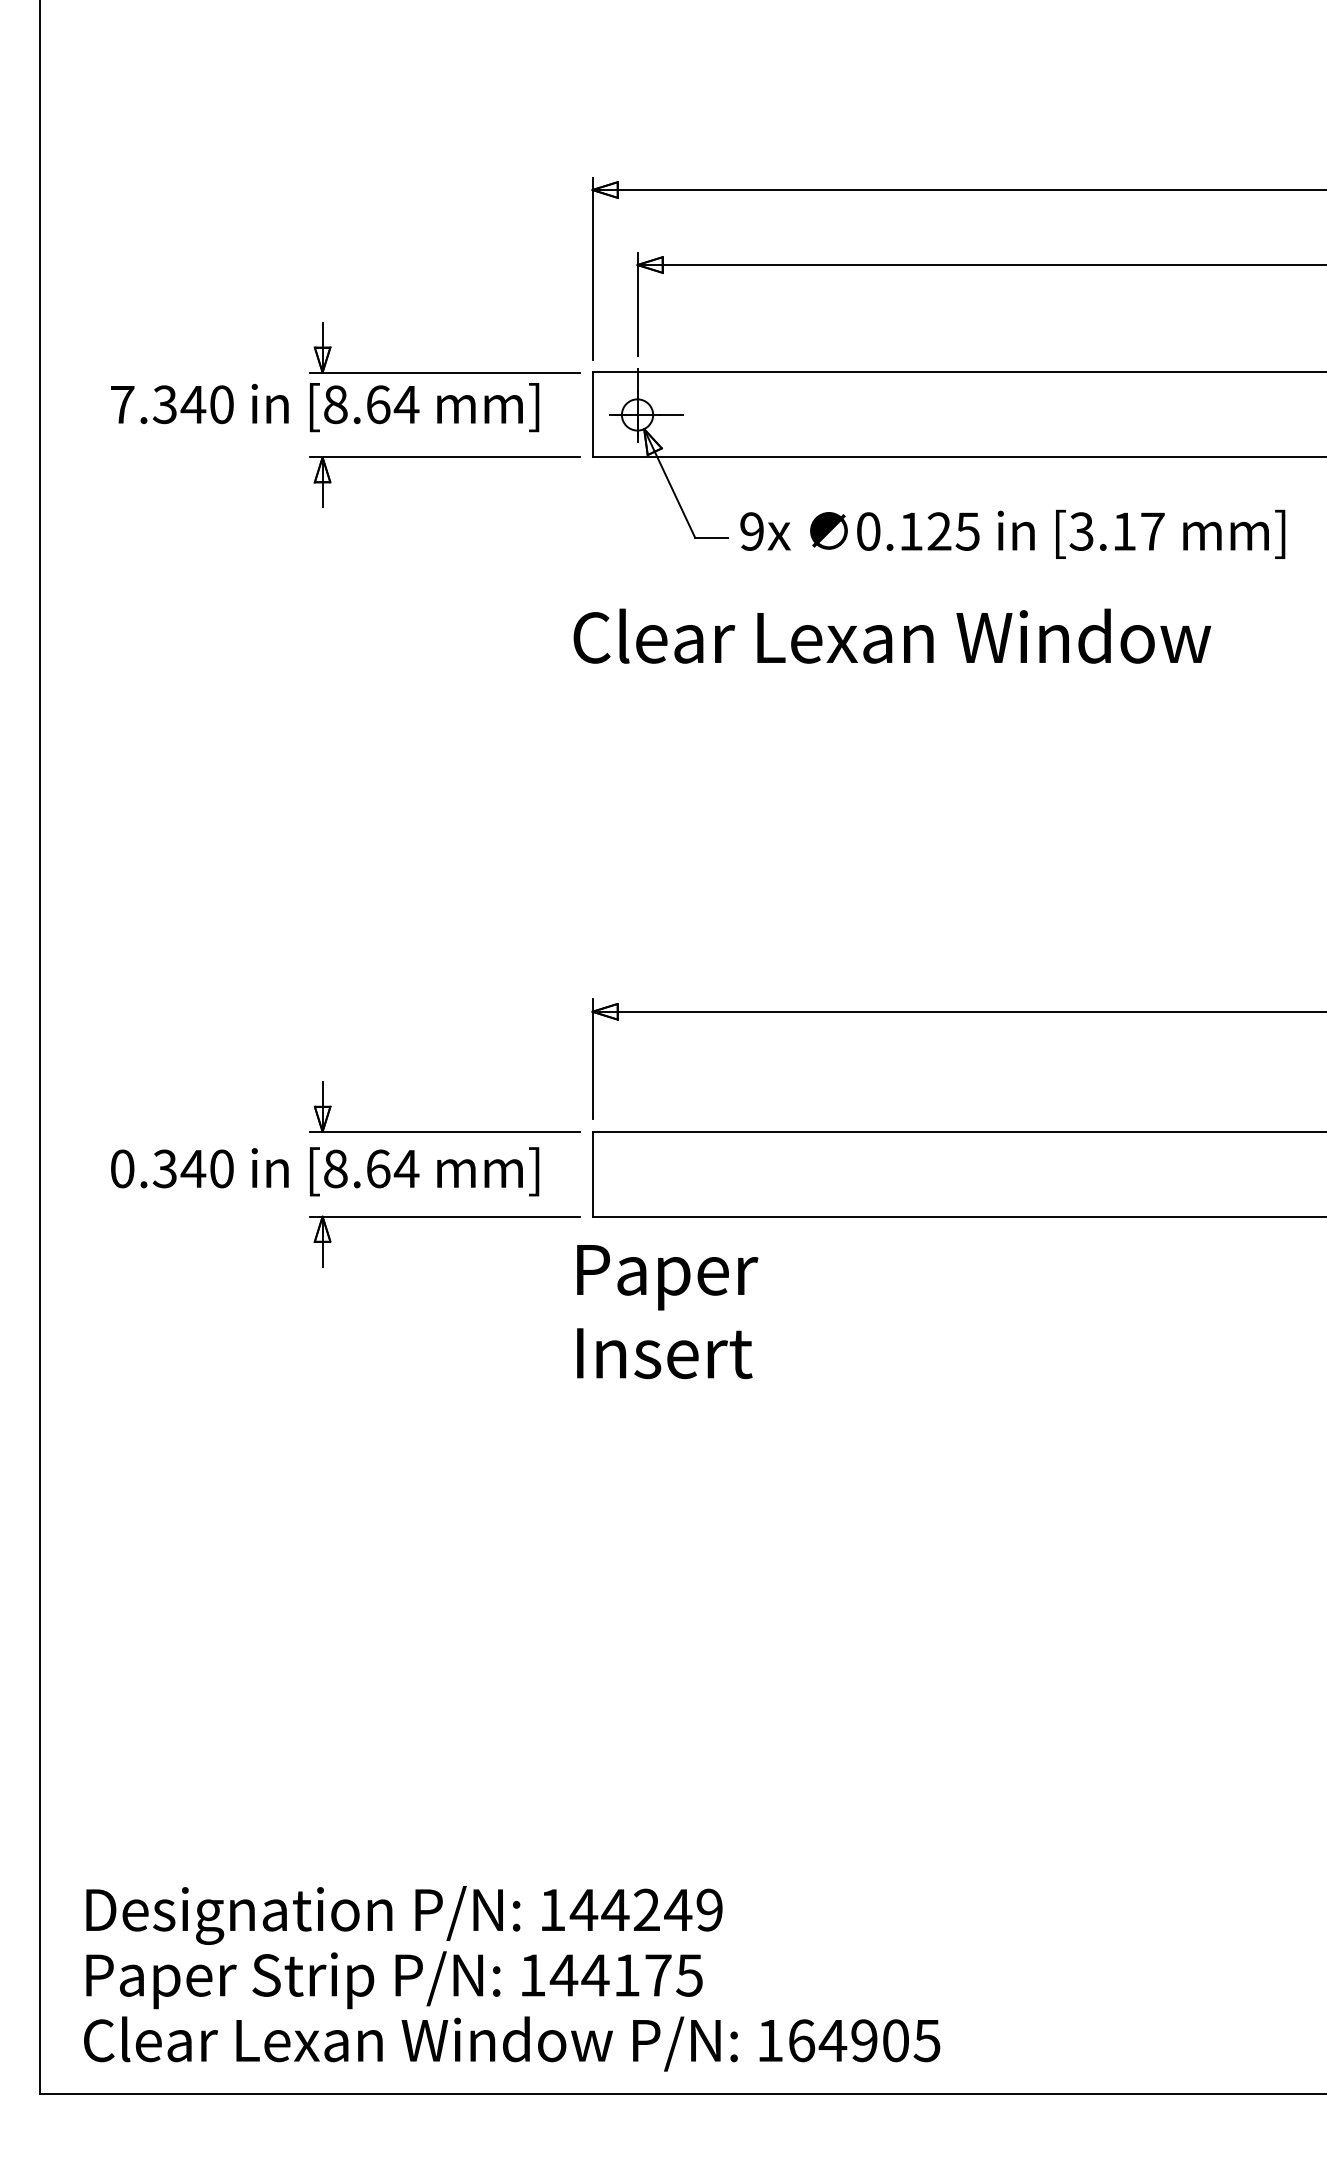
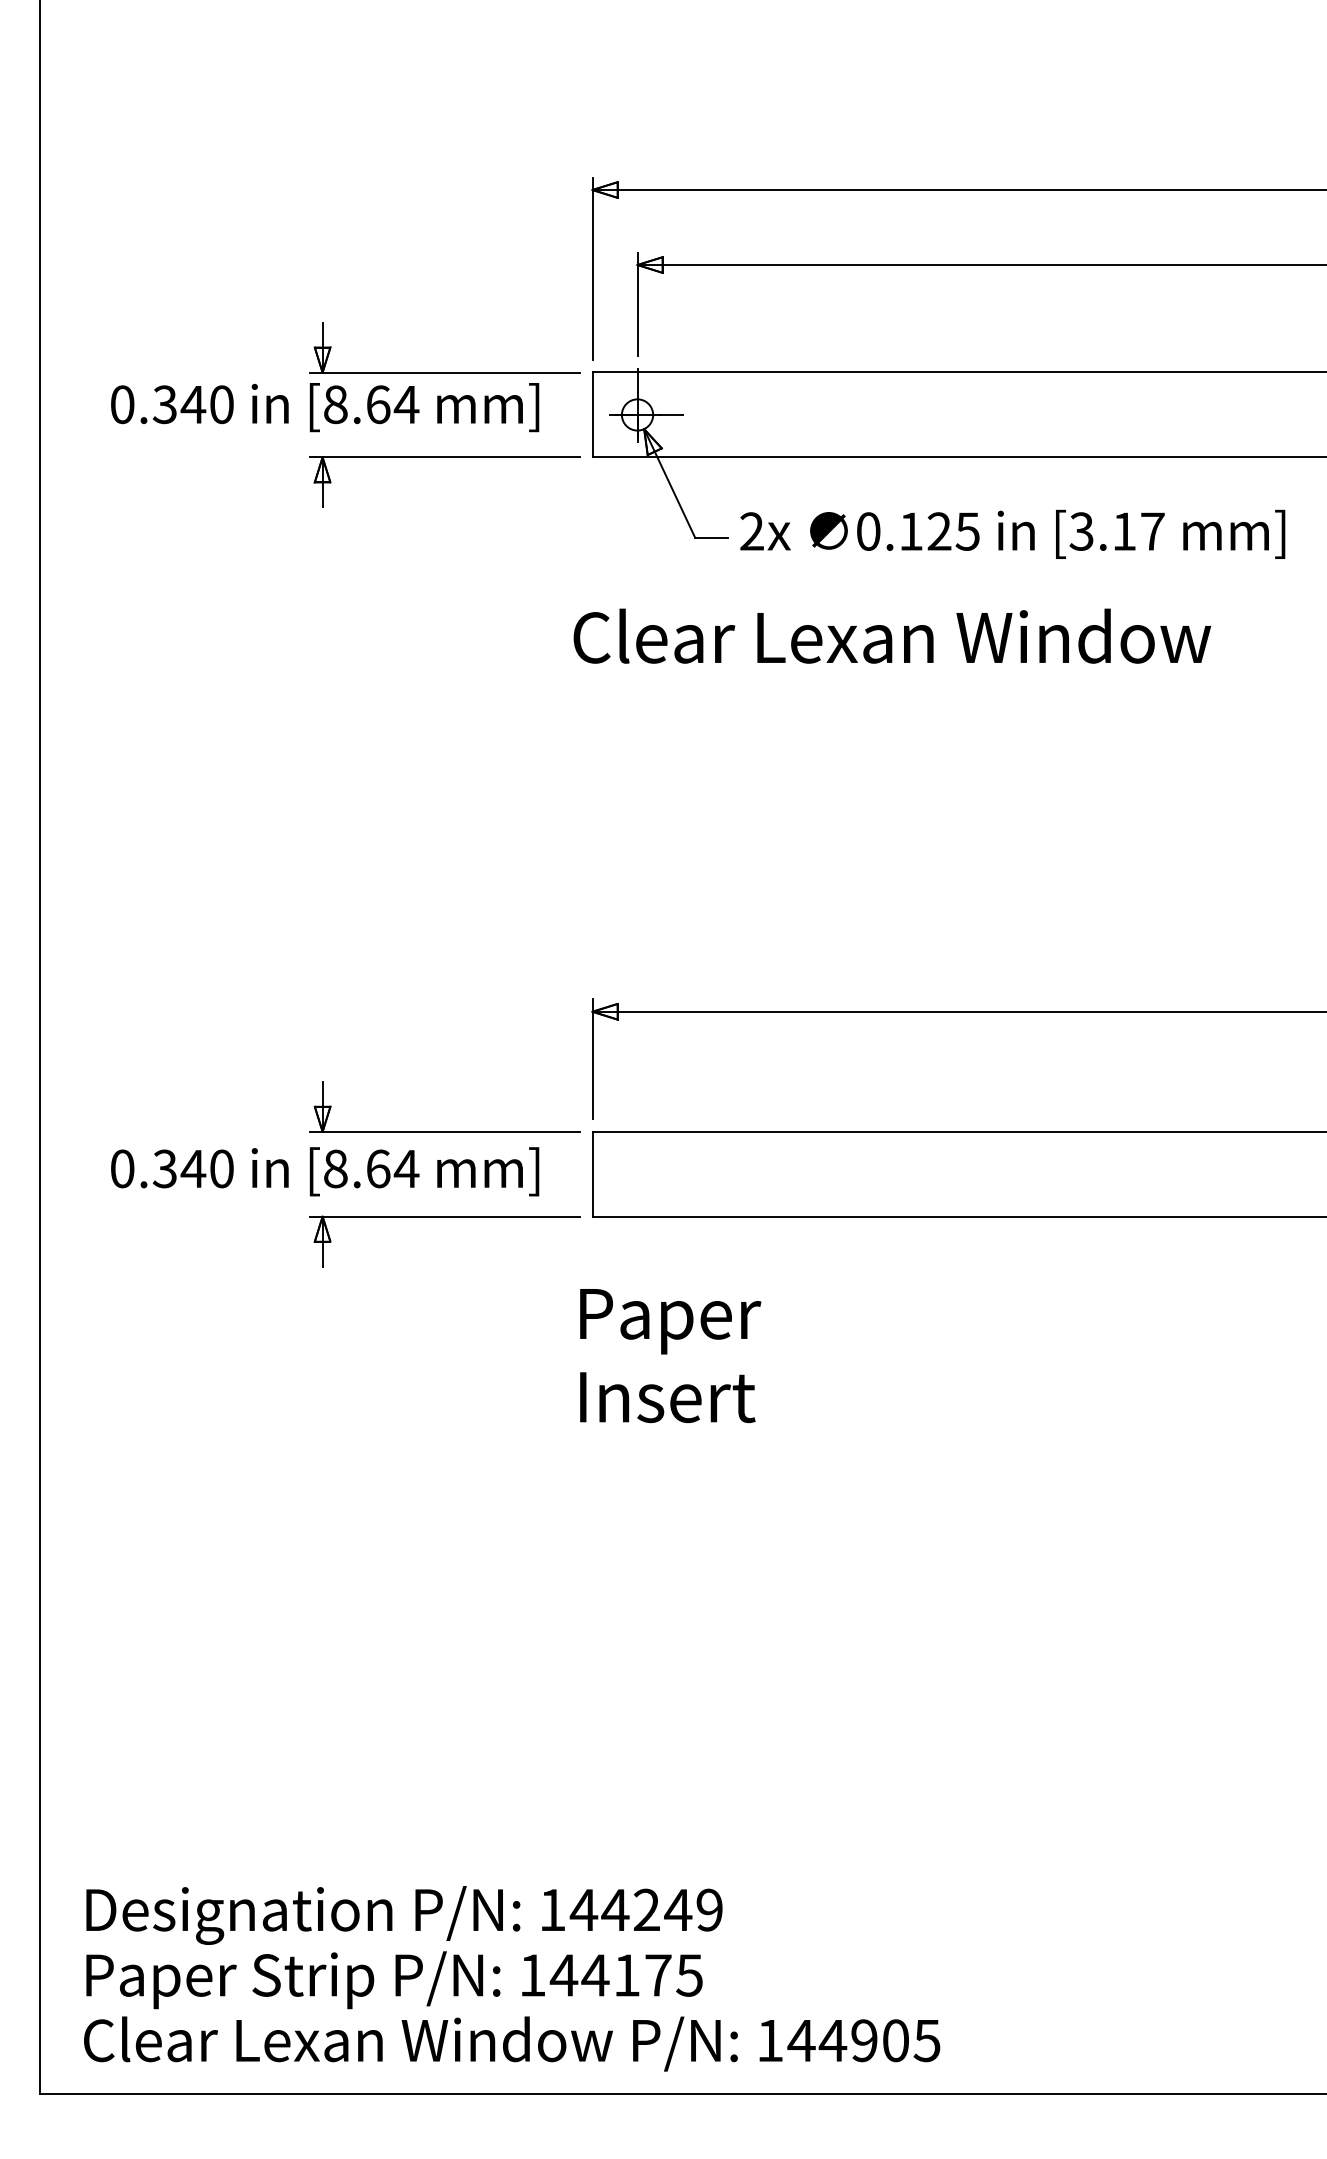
text: 7.340 -> 0.340 (122, 404)
text: 9x -> 2x (751, 531)
text position: (667, 1312) -> (670, 1356) (670, 1356)
text: 164905 -> 144905 (801, 2040)
